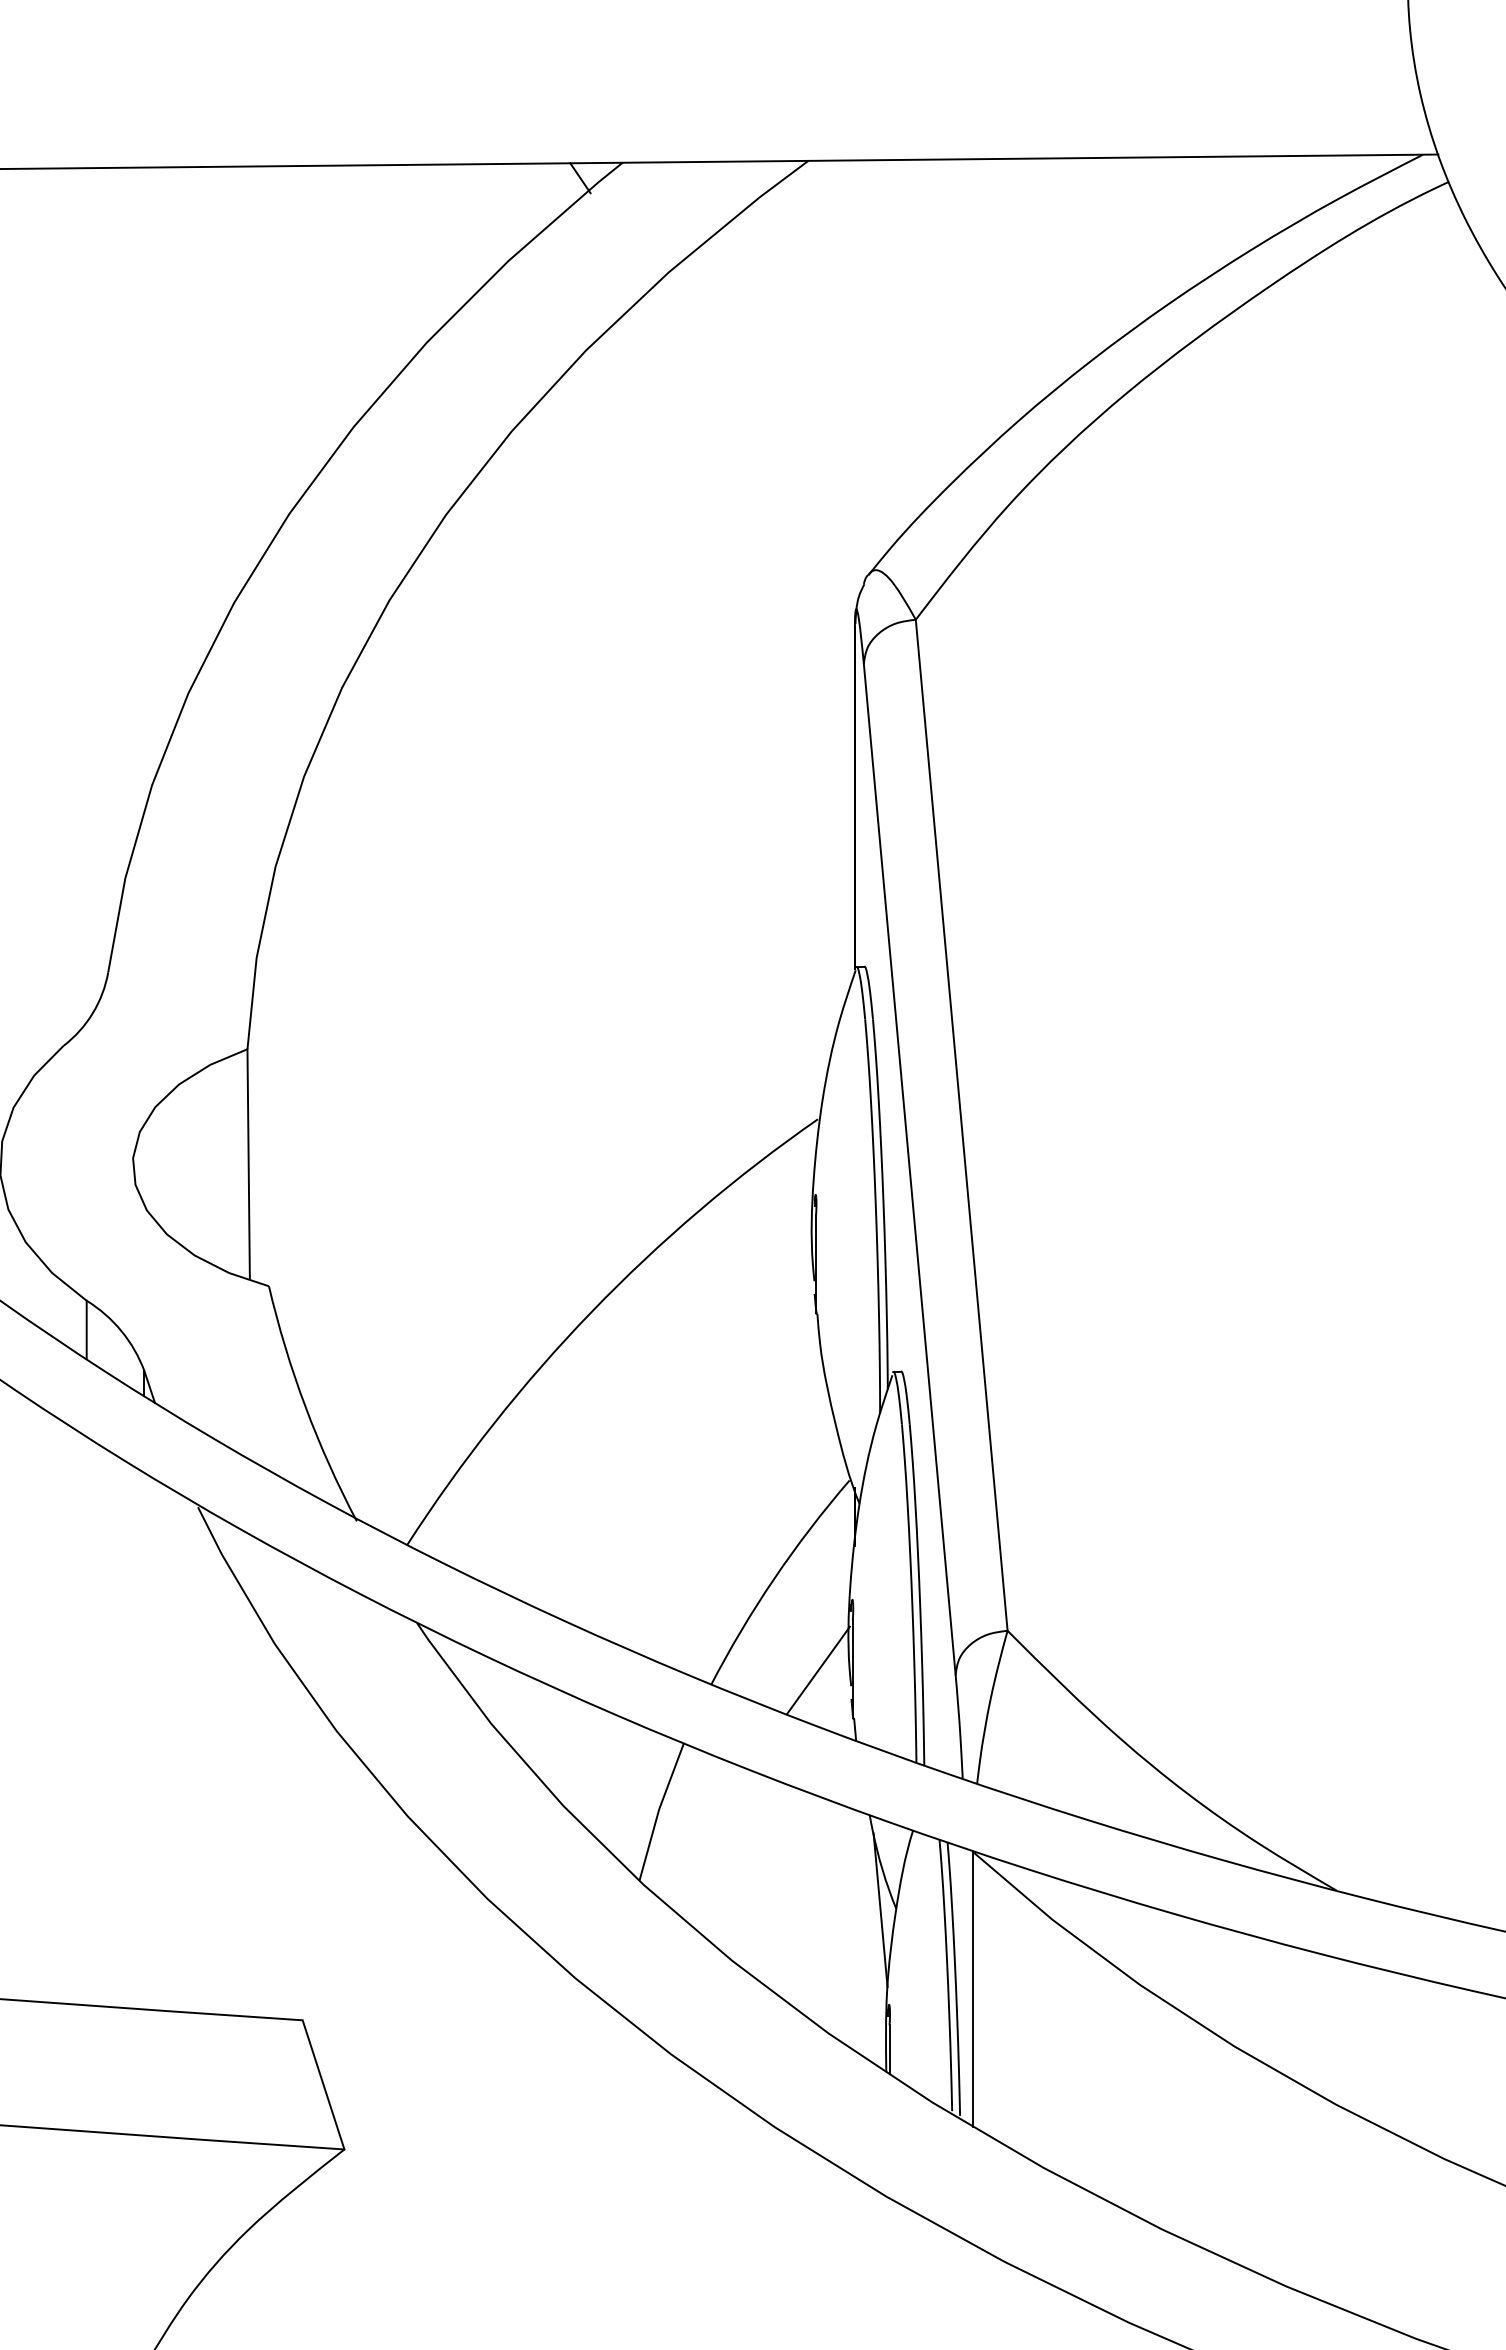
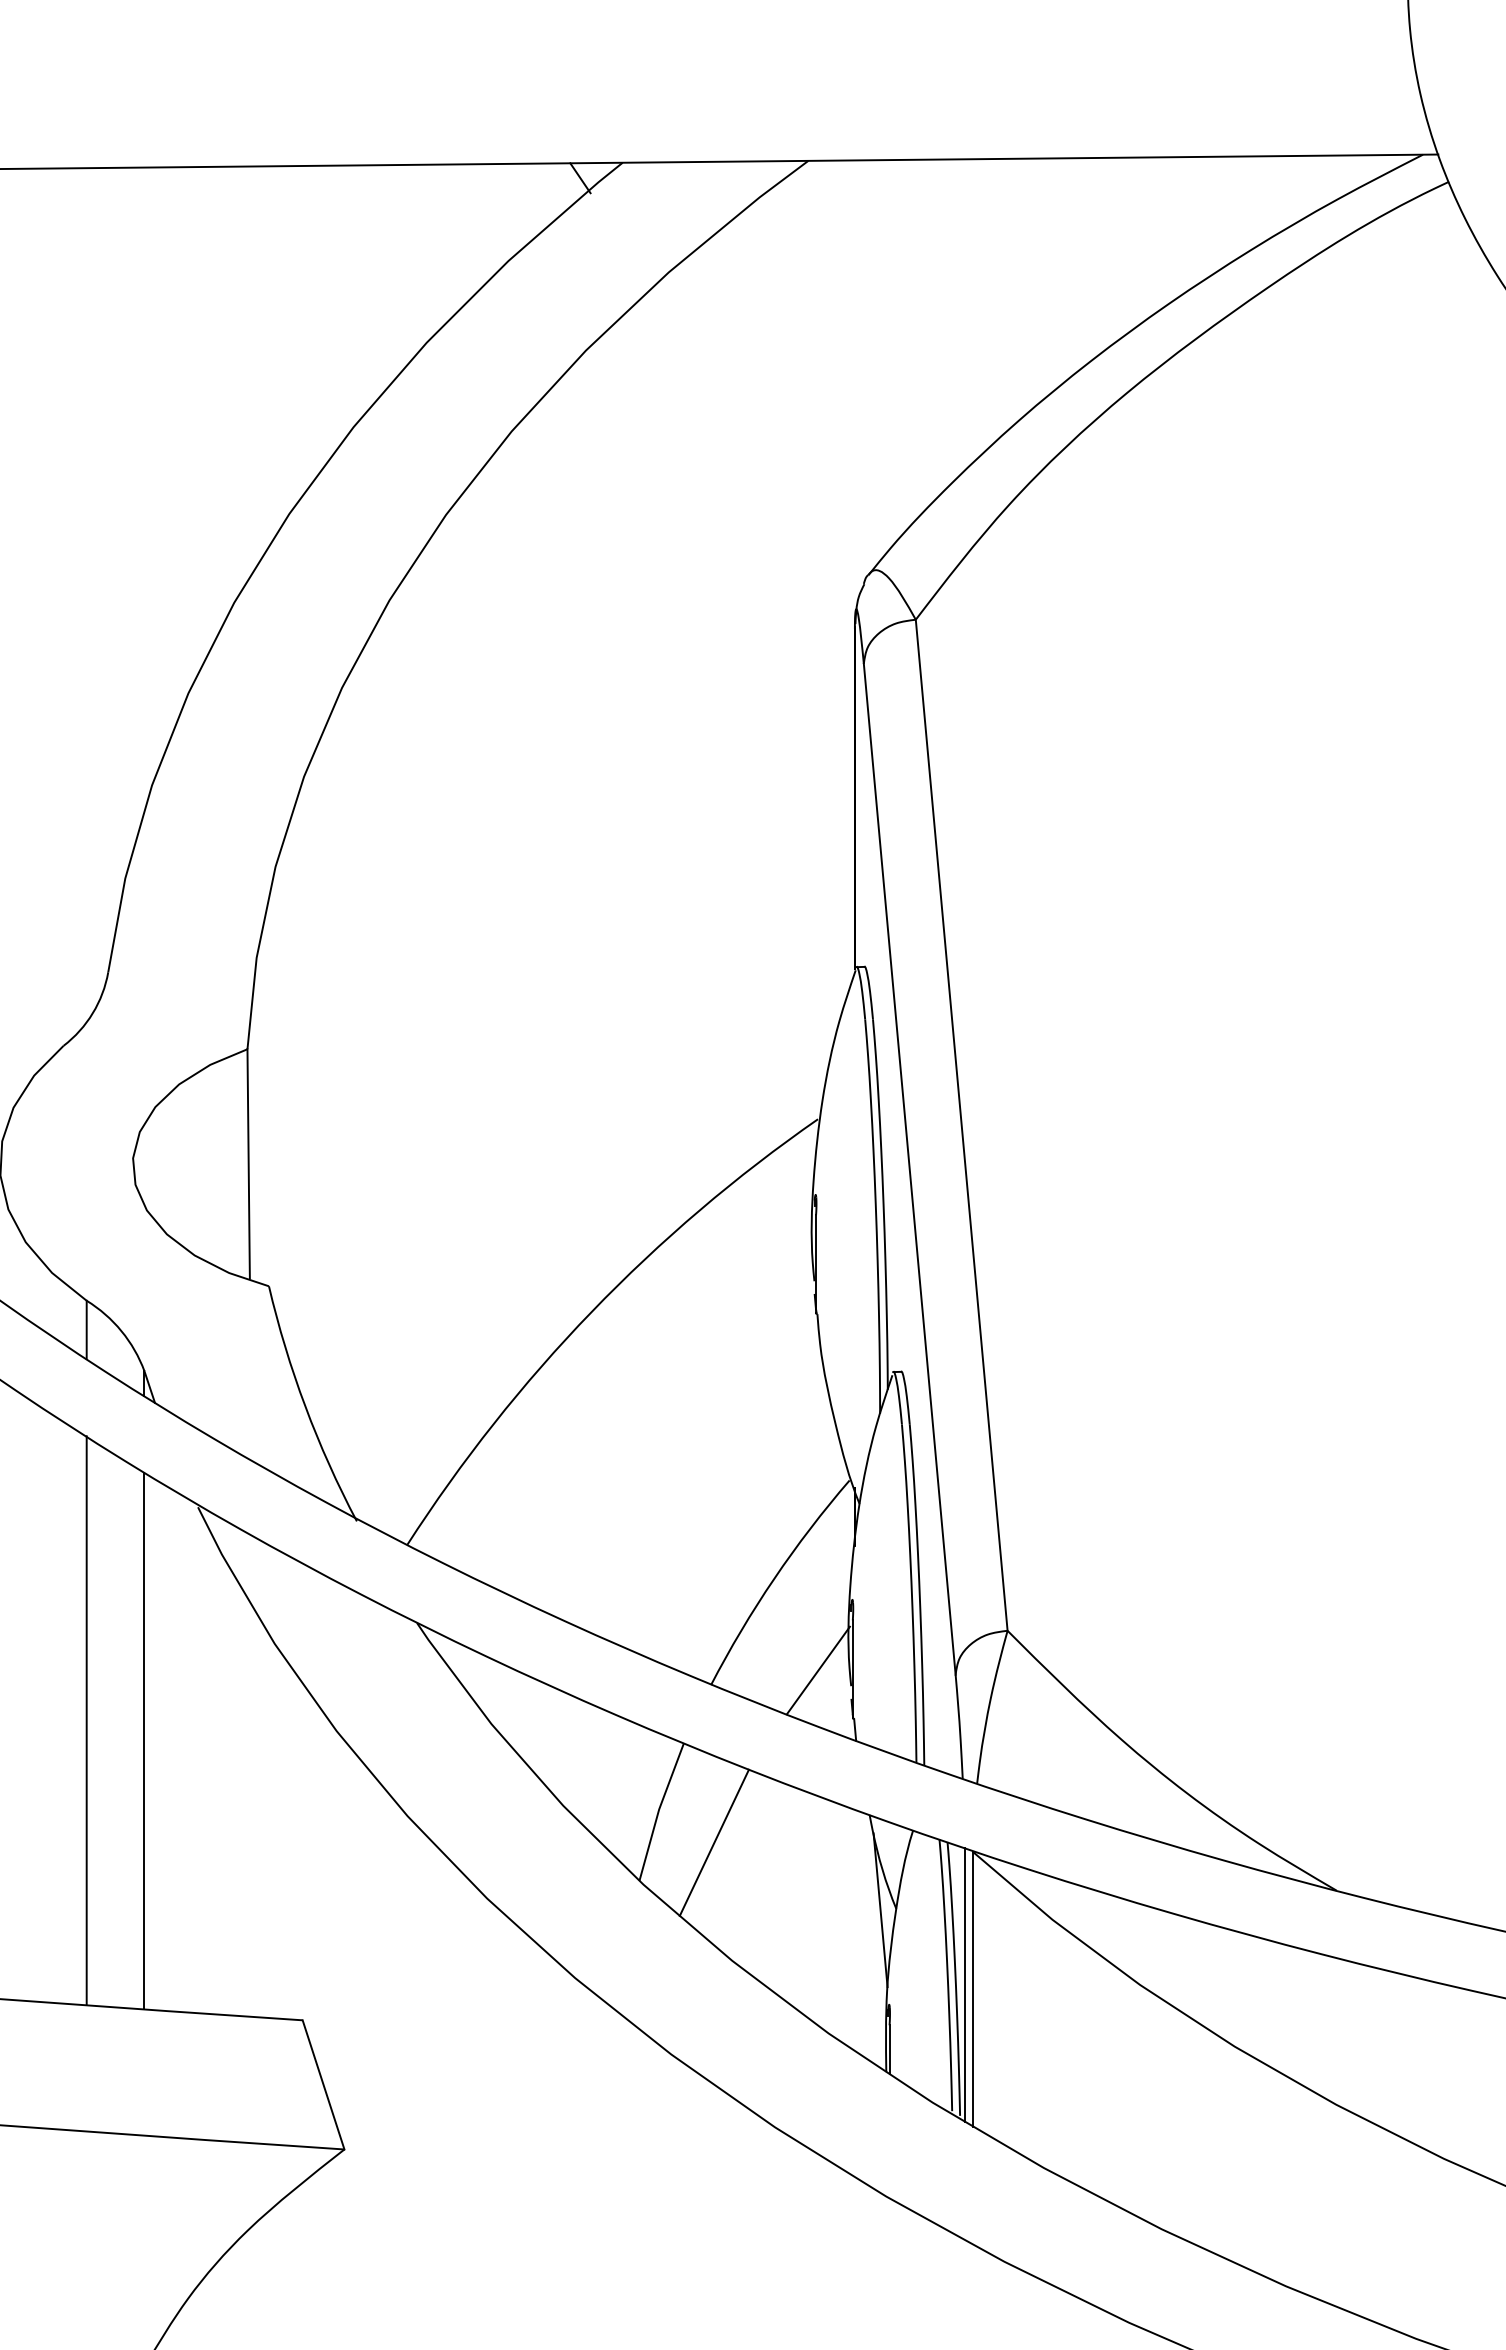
line: none -> present (86, 1720)
line: none -> present (144, 1740)
line: none -> present (713, 1842)
line: none -> present (964, 1984)
